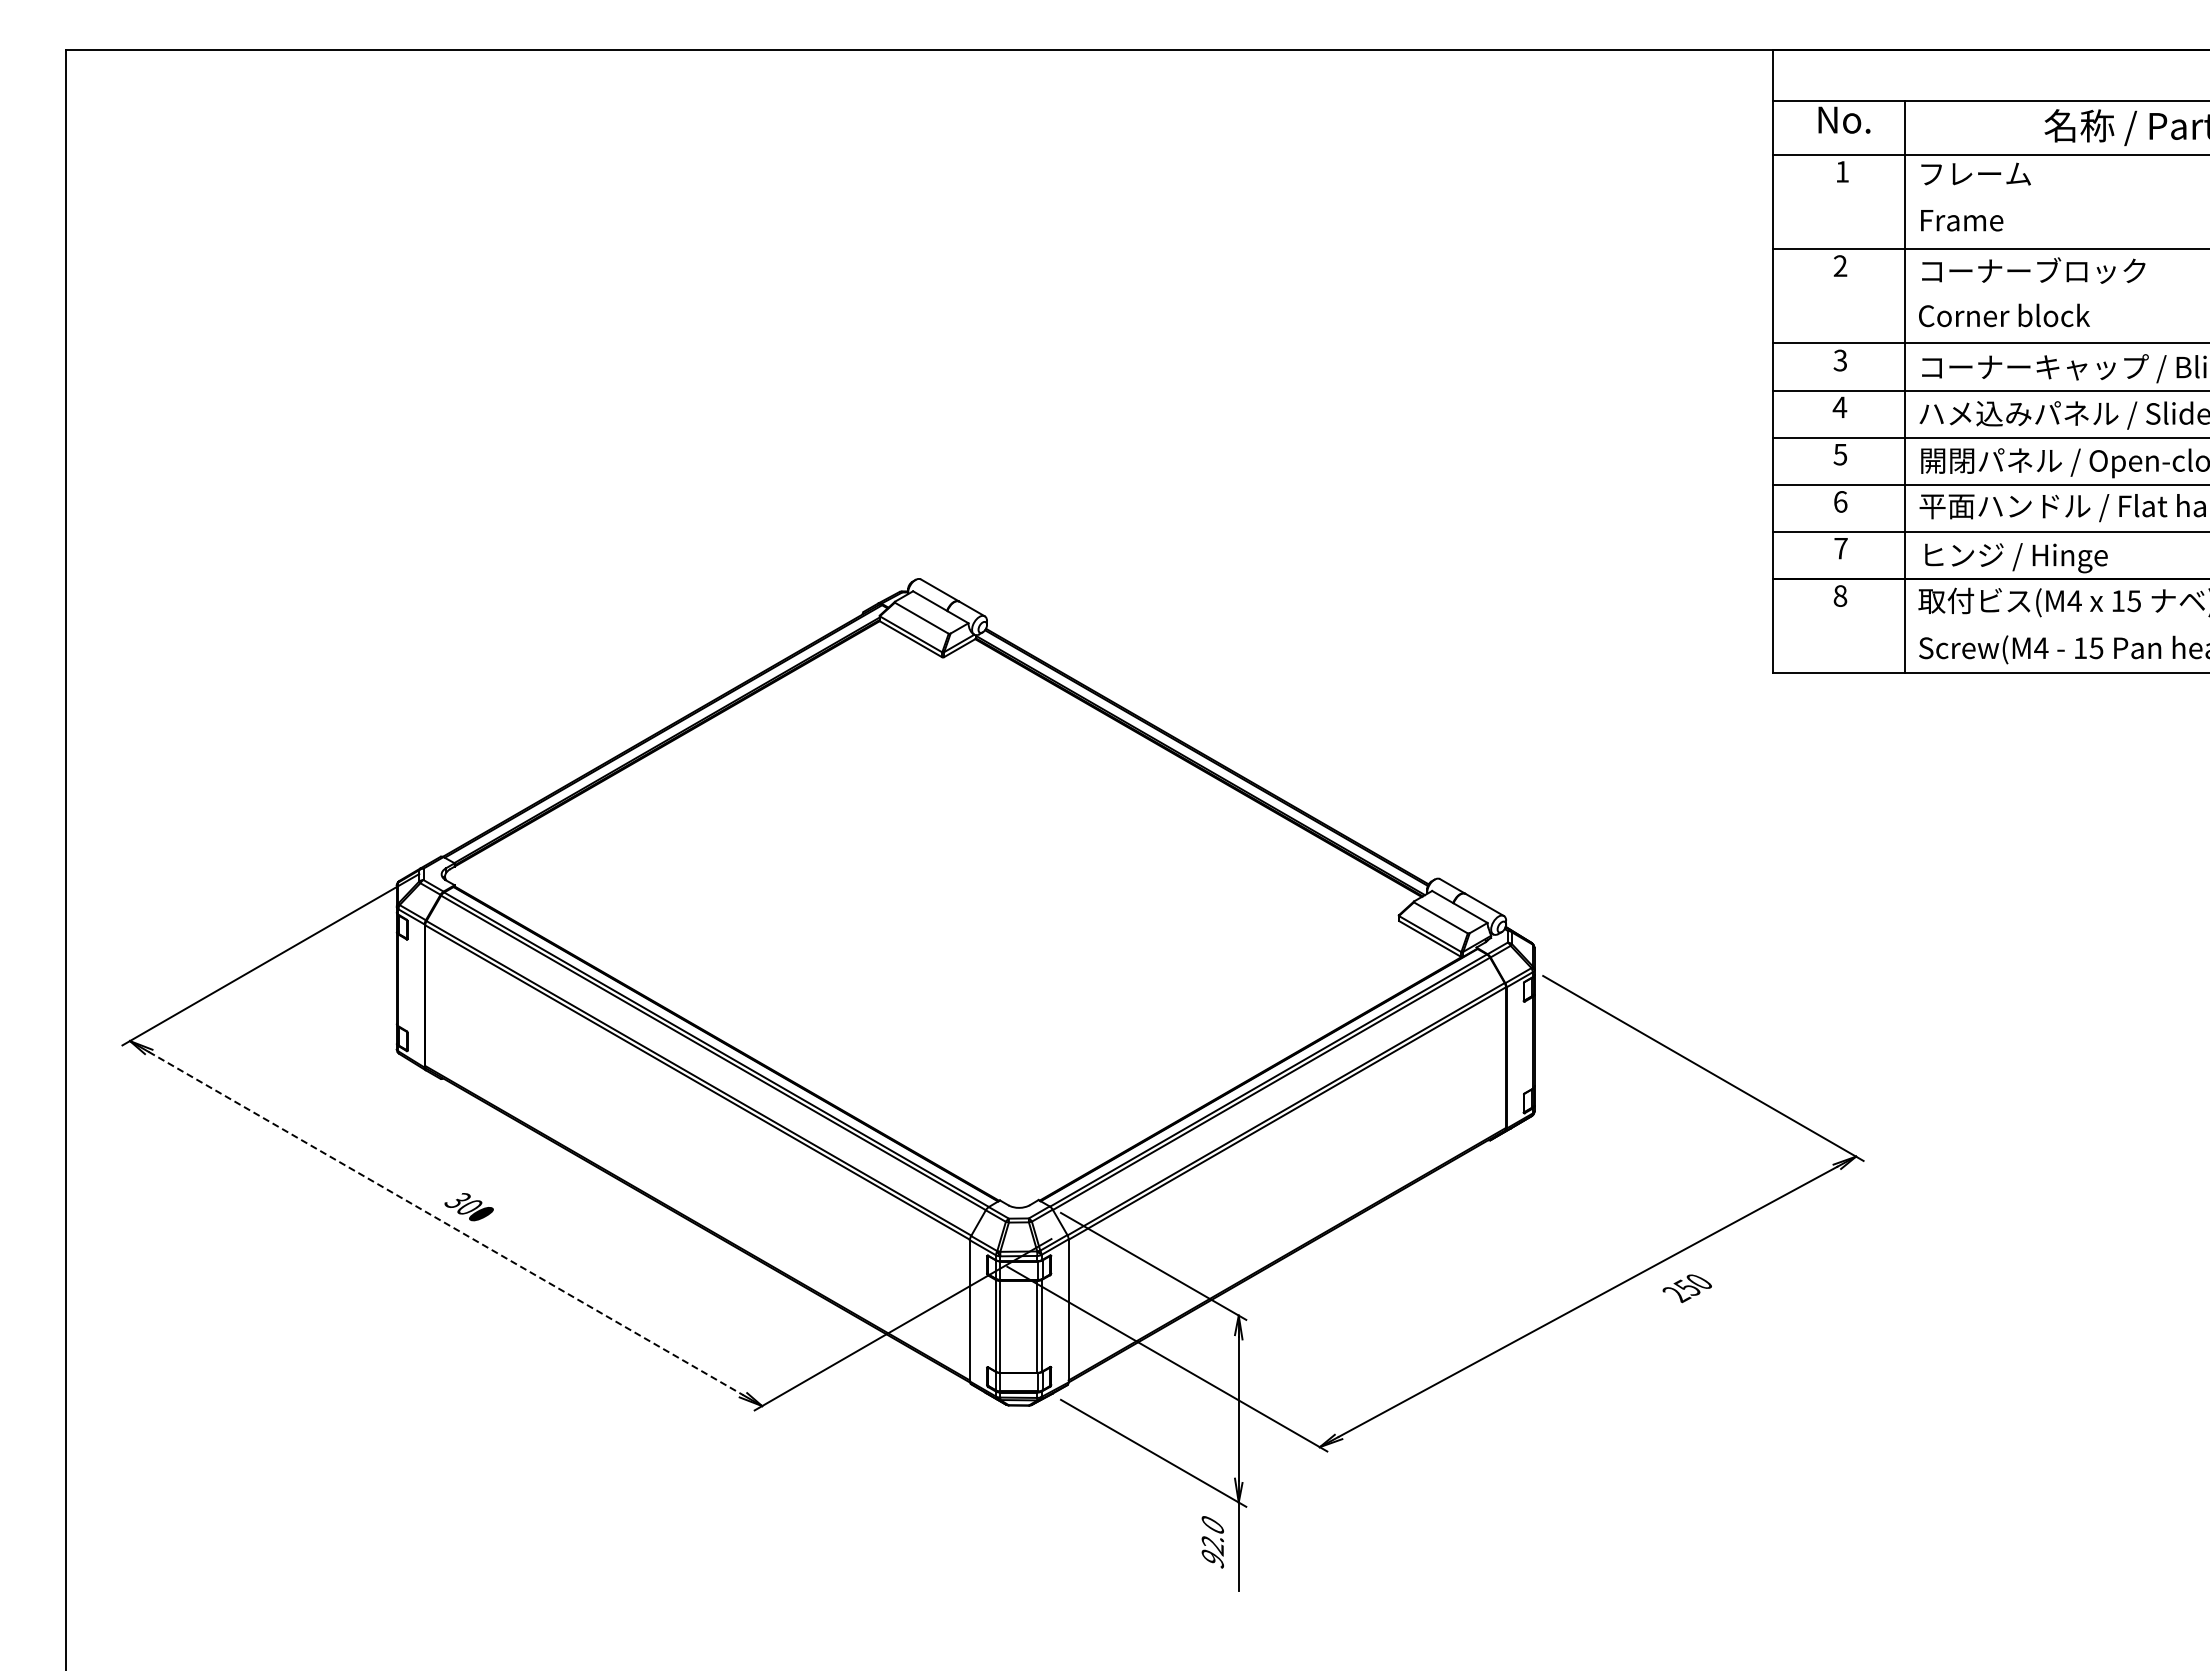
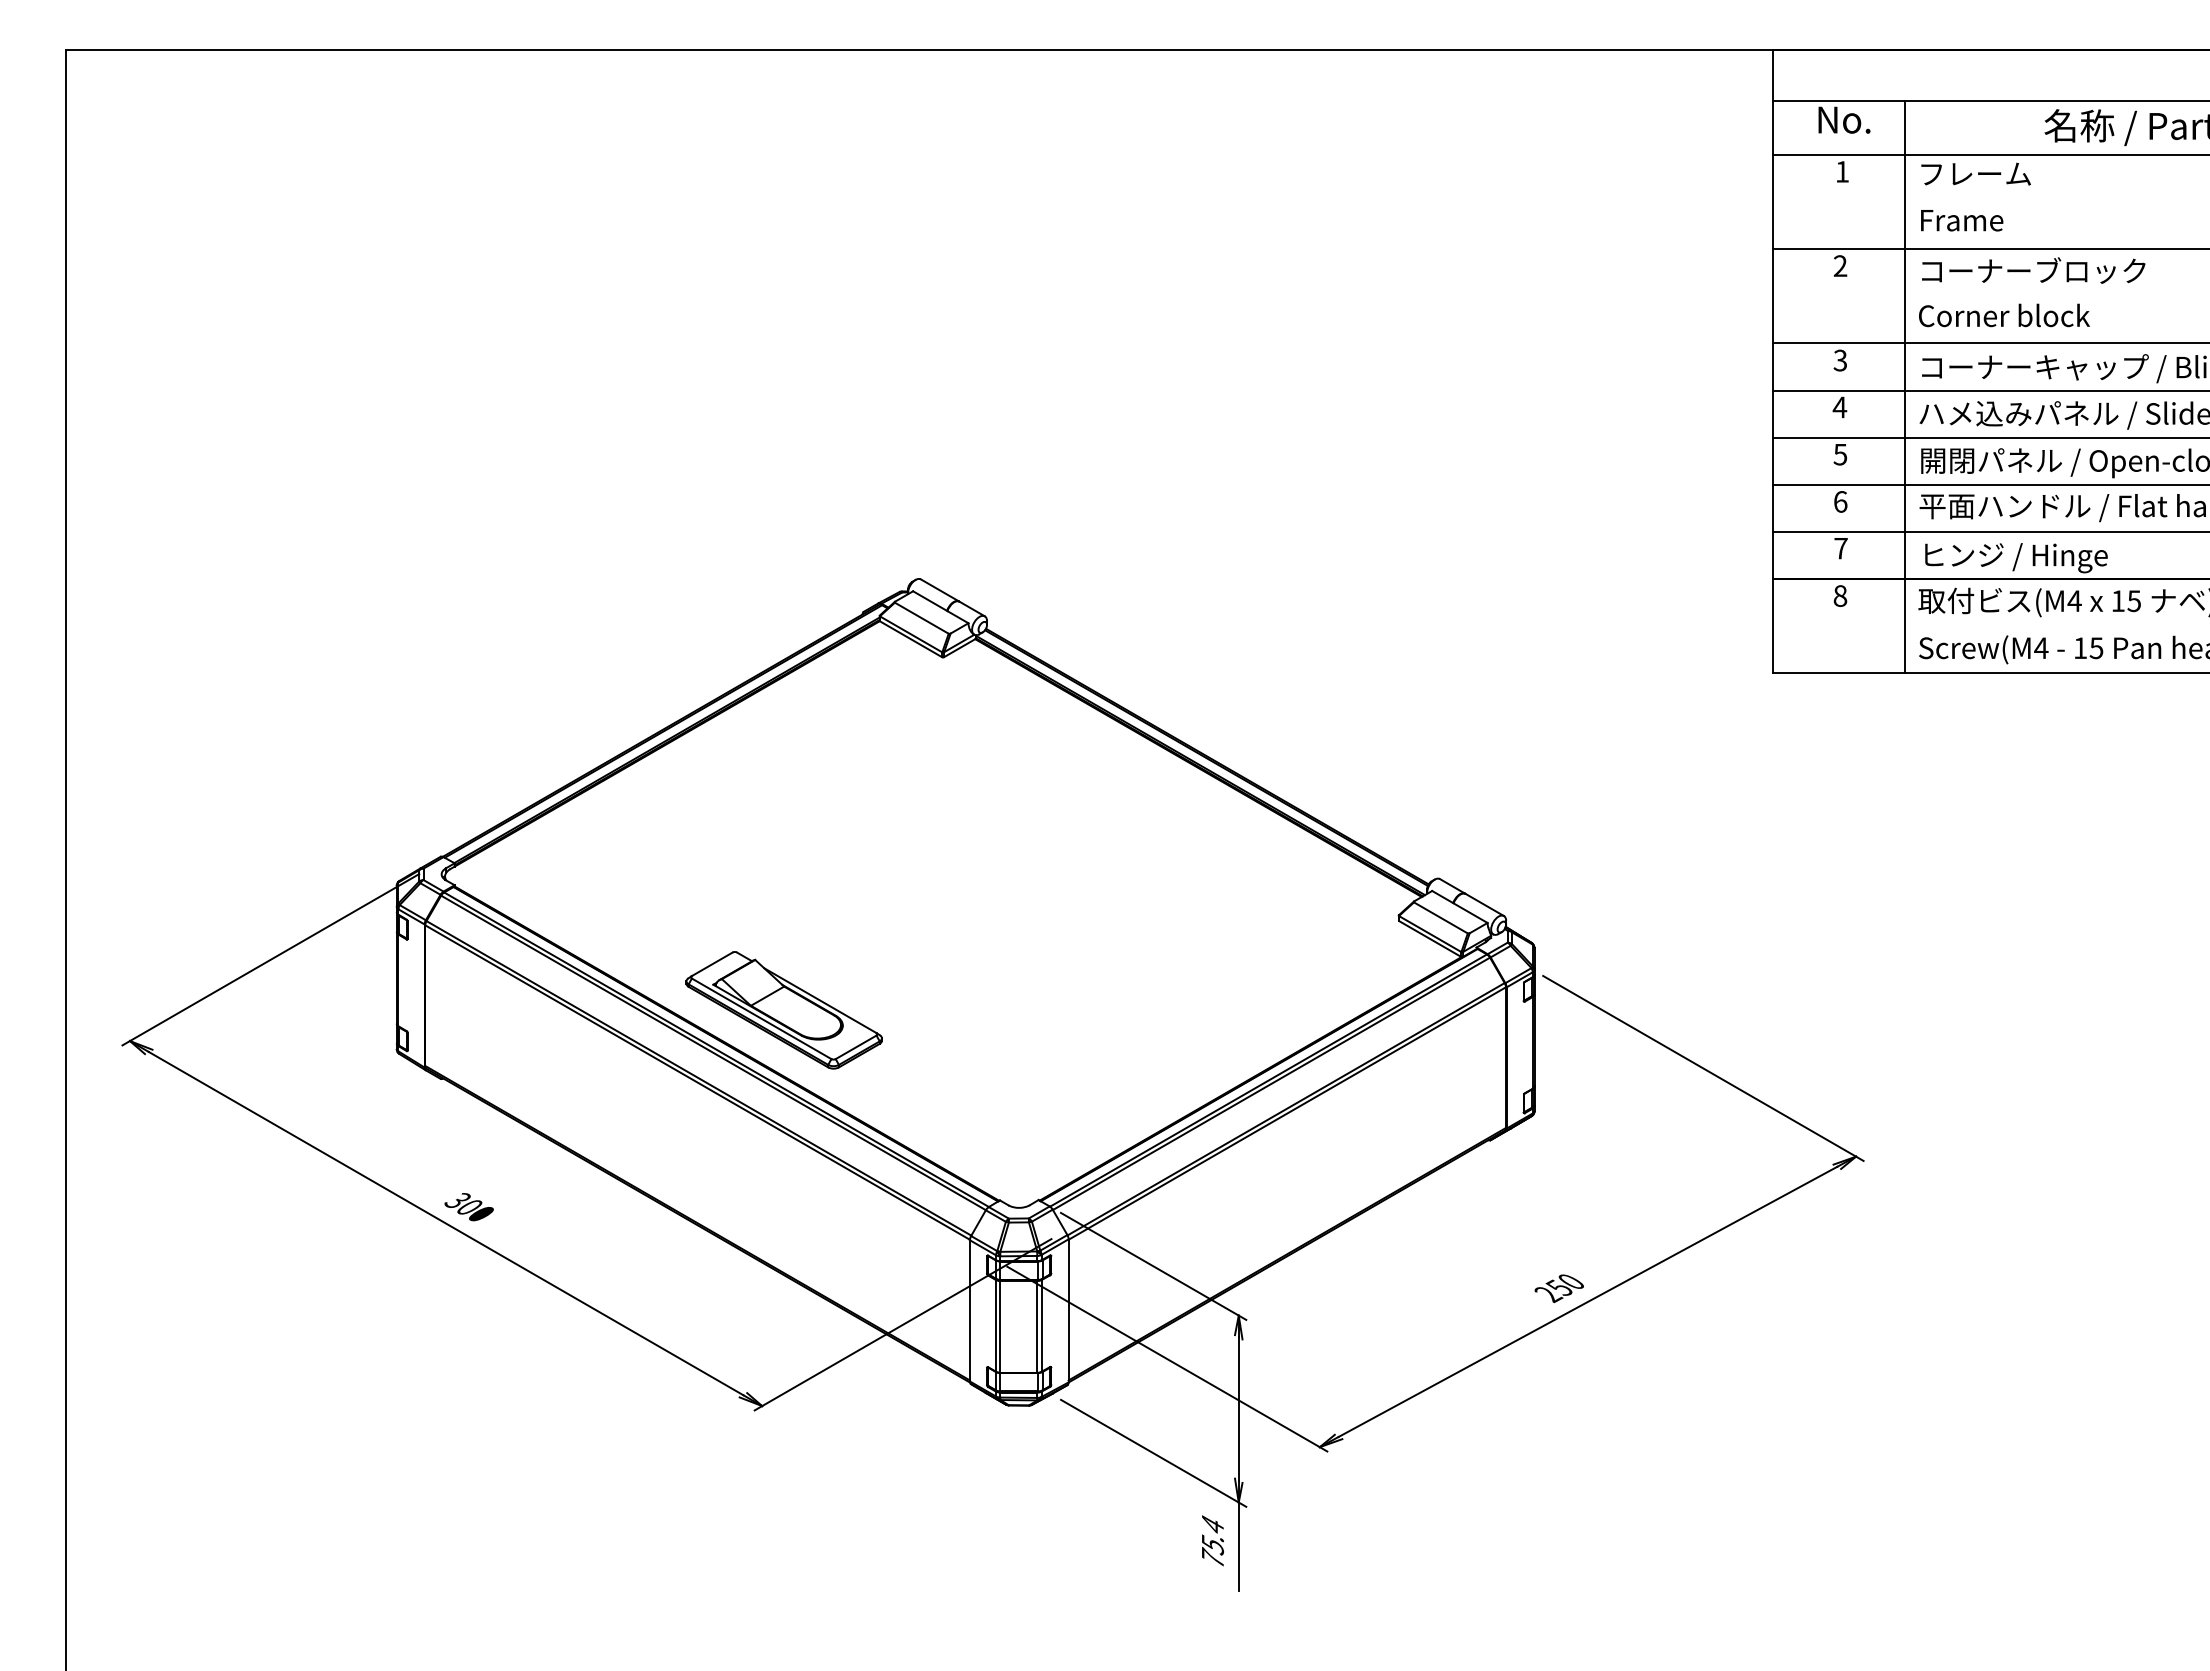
part: none -> present (783, 1010)
line: dashed -> solid (446, 1223)
text position: (1686, 1288) -> (1558, 1288) (1558, 1288)
text: 92.0 -> 75.4 (1212, 1541)
